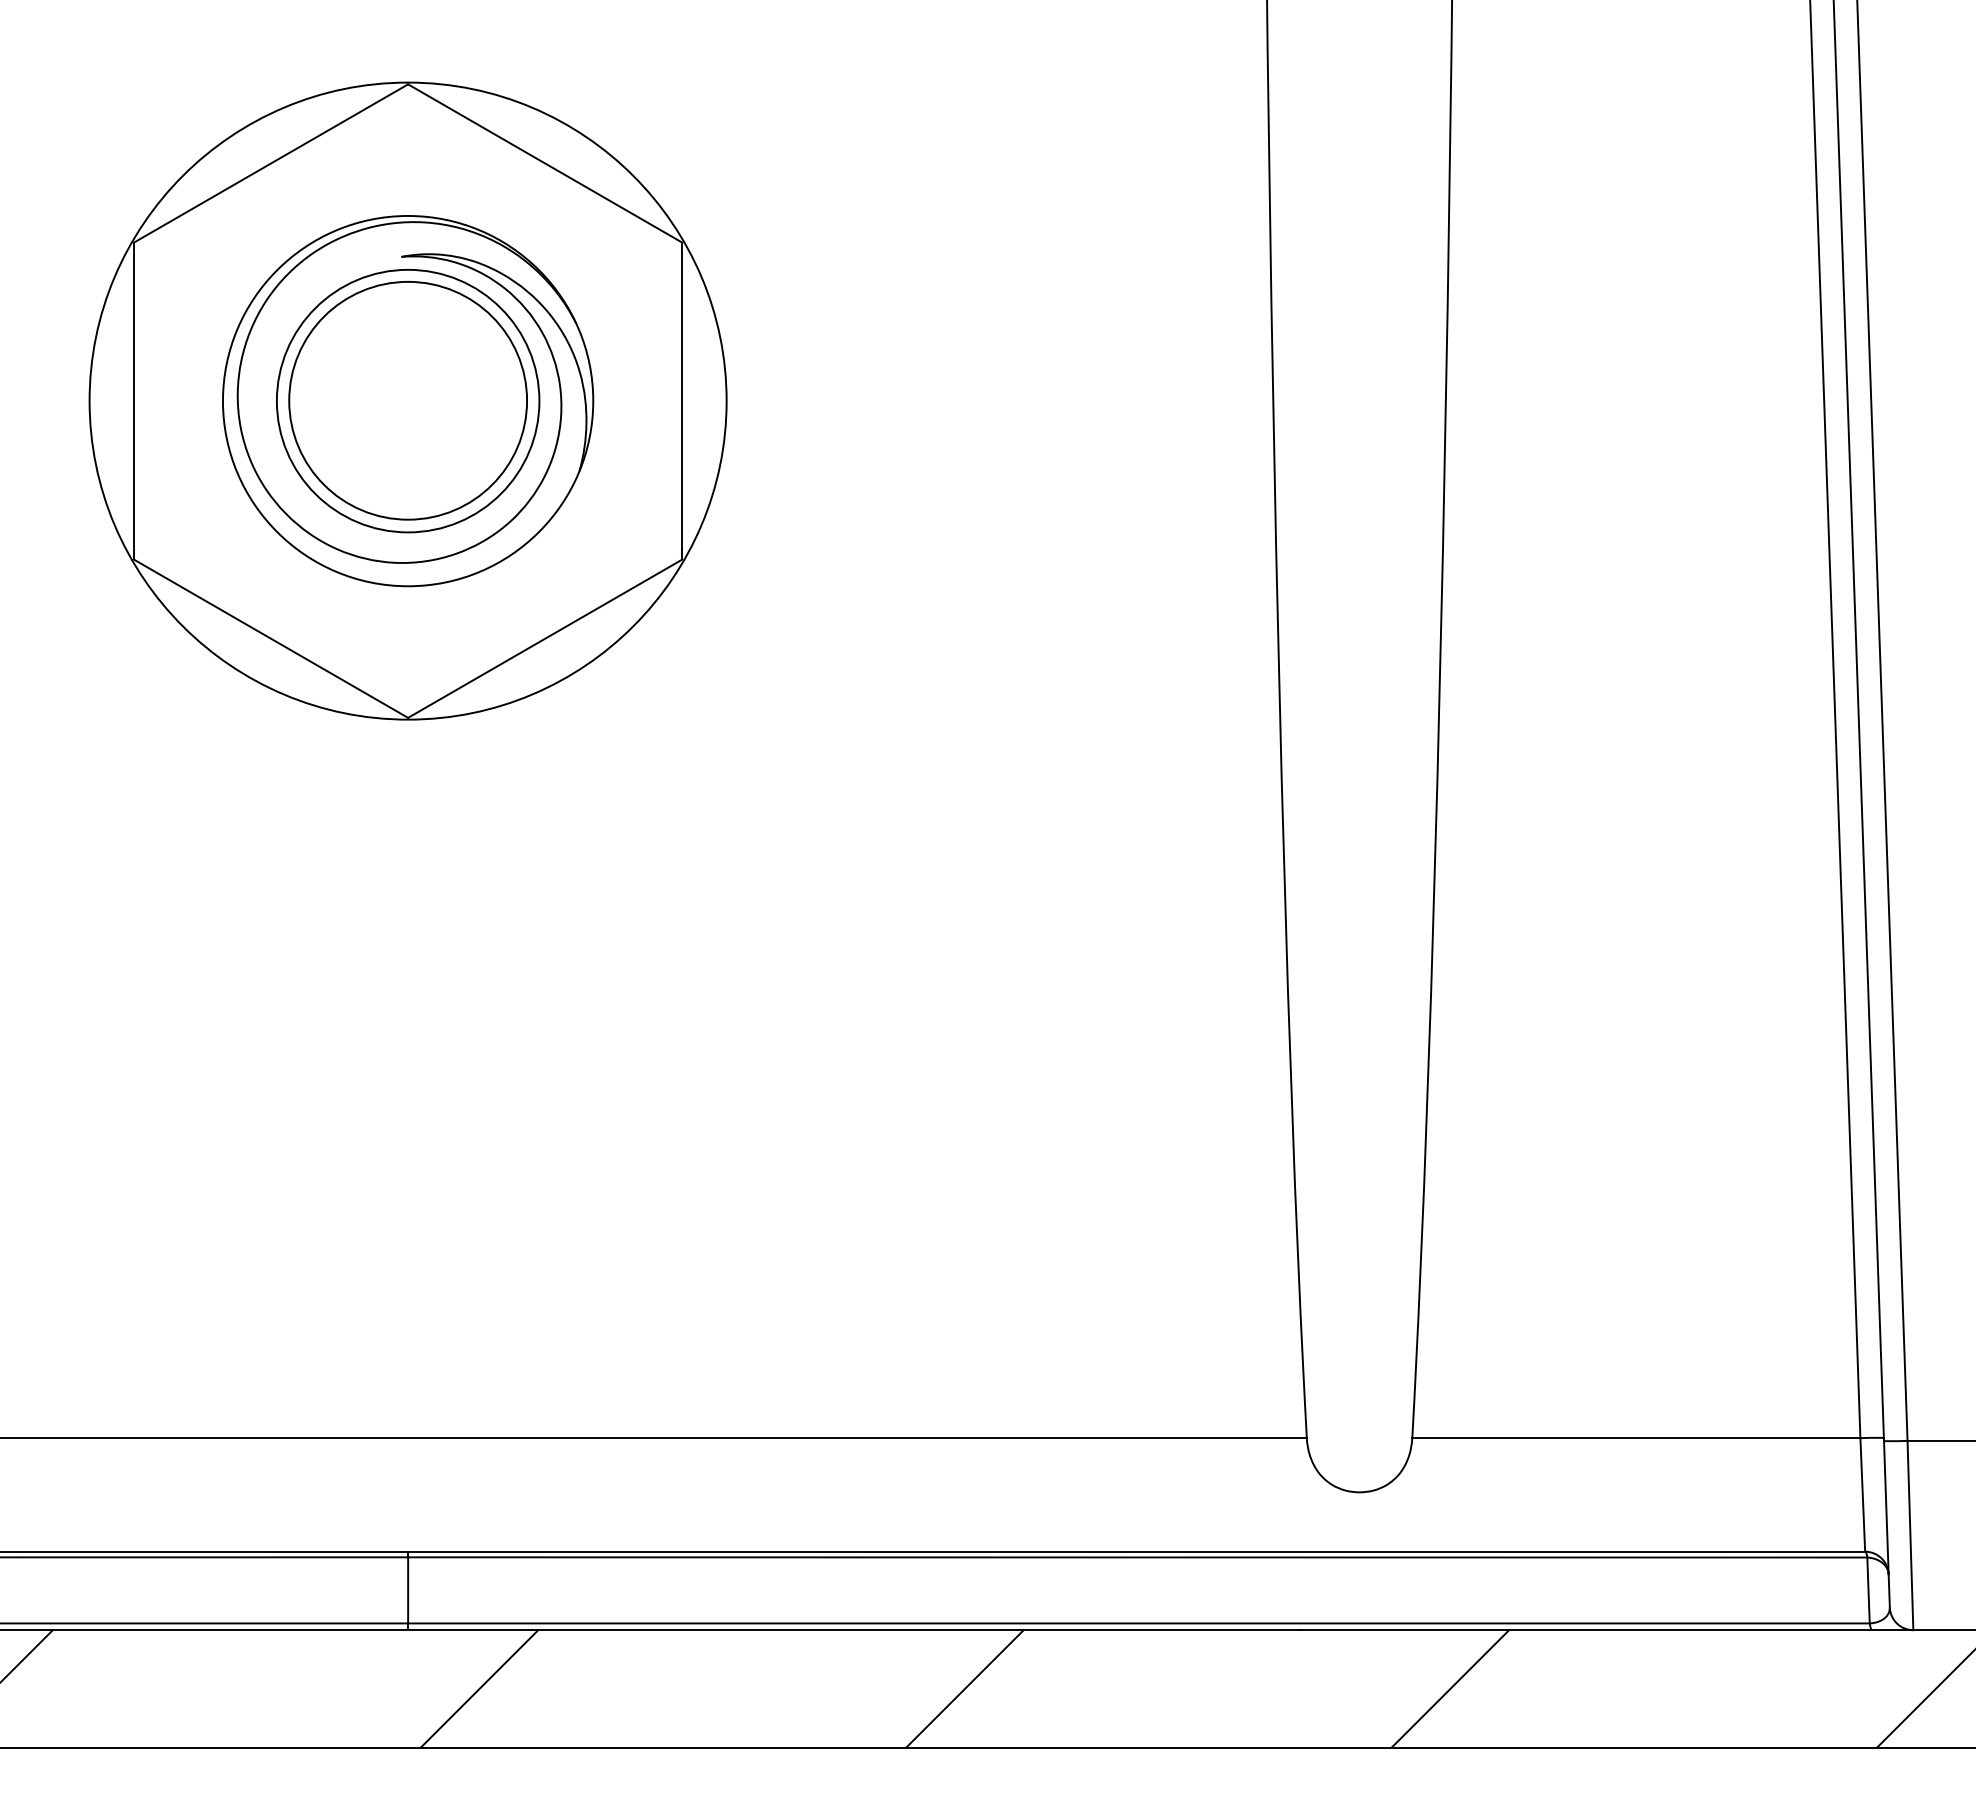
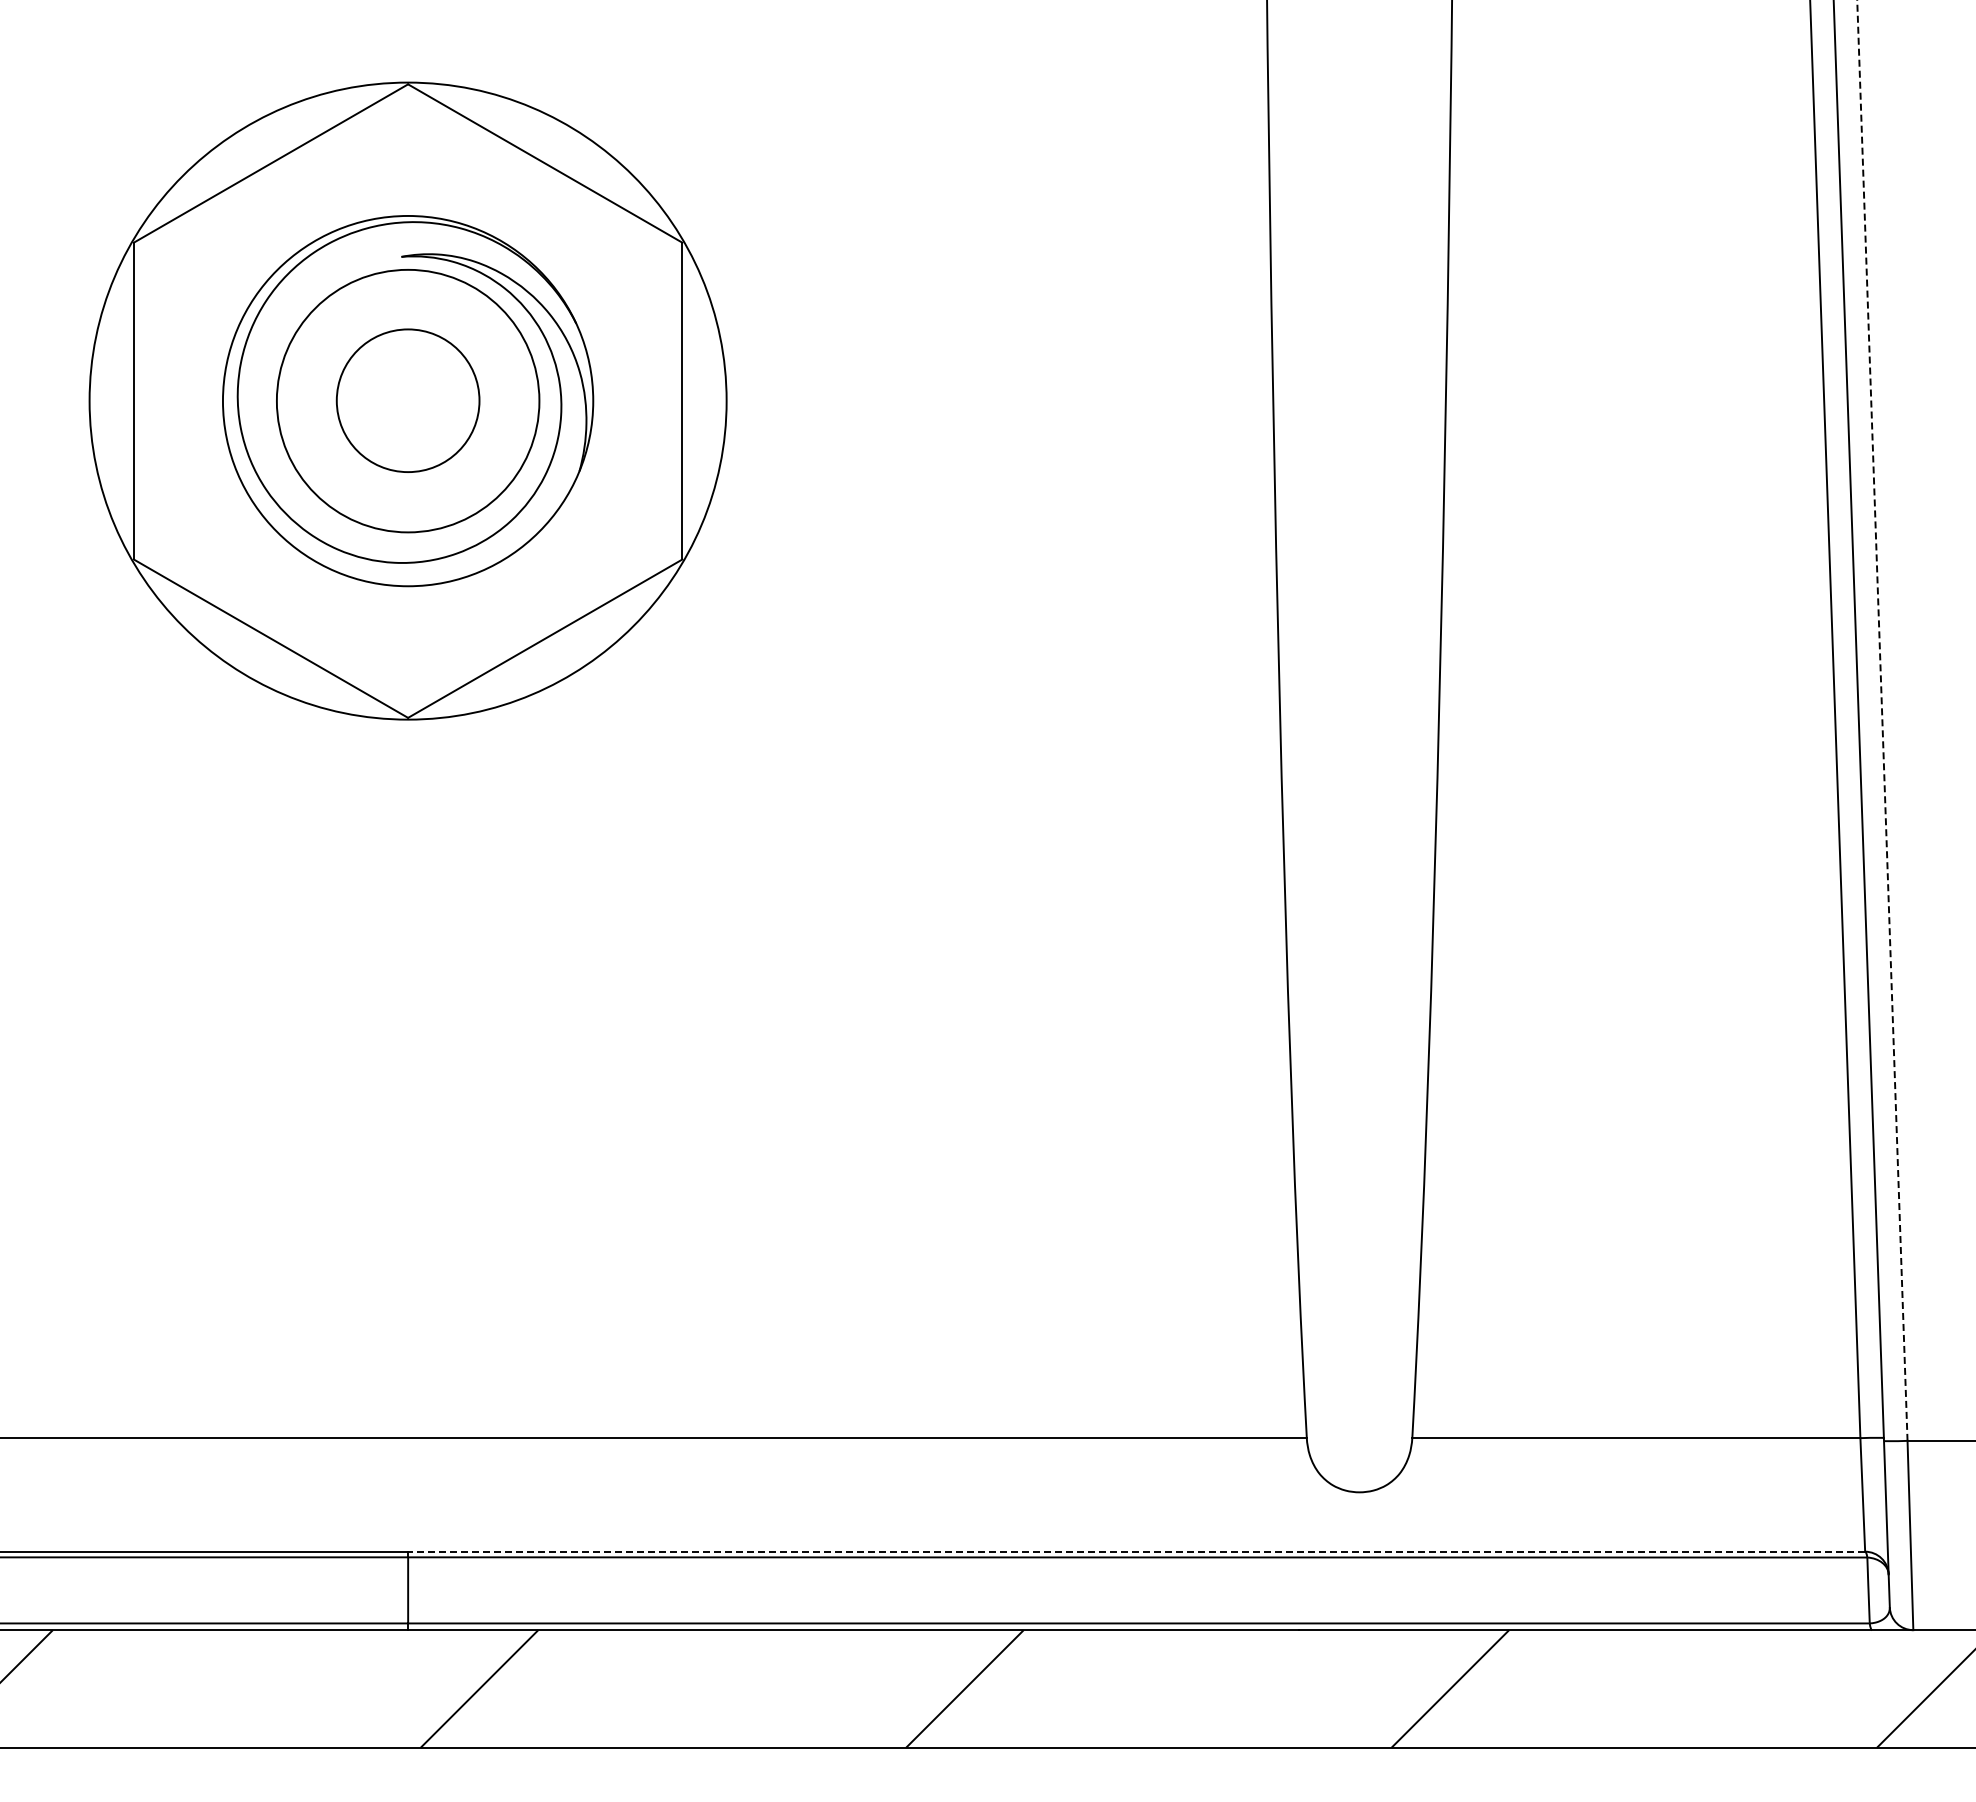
circle diameter: 238 px -> 143 px (407, 400)
line: solid -> dashed (1882, 720)
line: solid -> dashed (1136, 1551)
